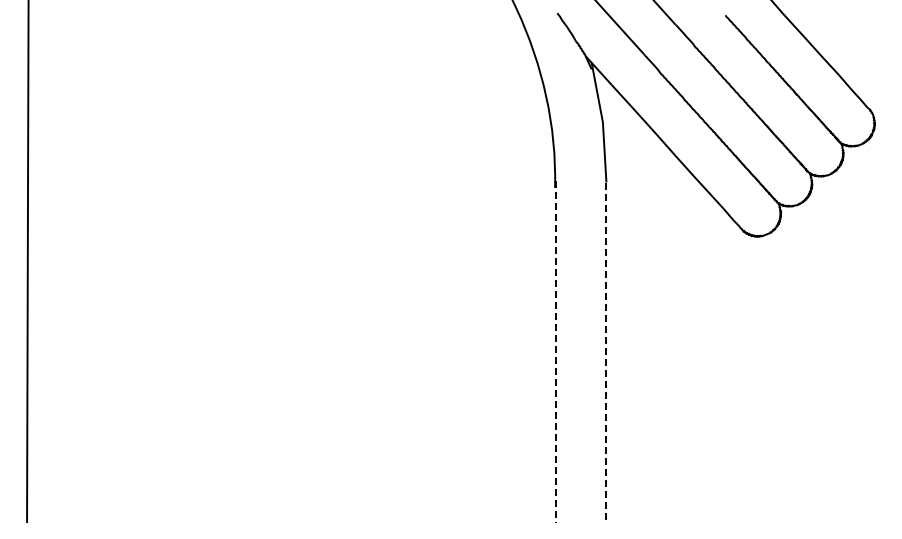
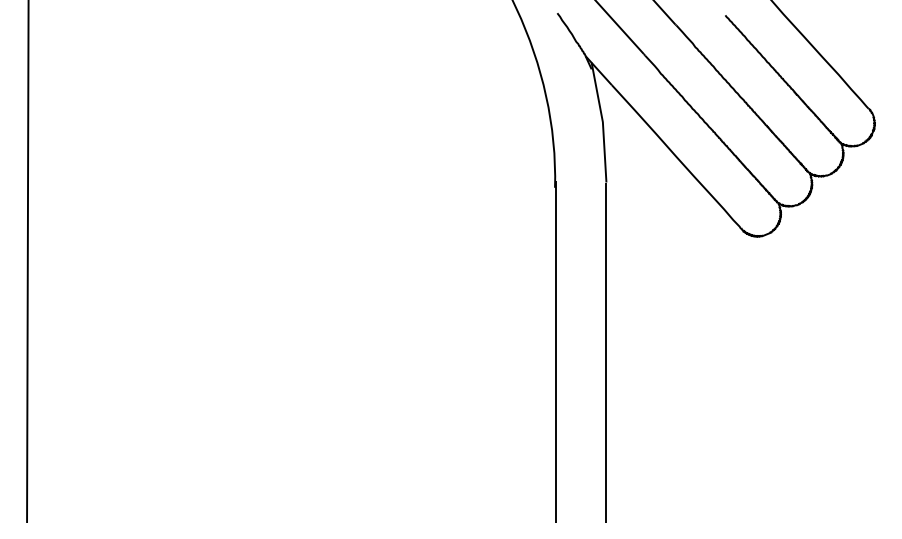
line: dashed -> solid (555, 352)
line: dashed -> solid (606, 353)
